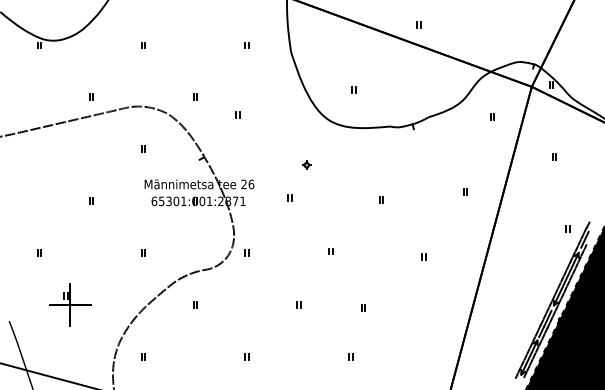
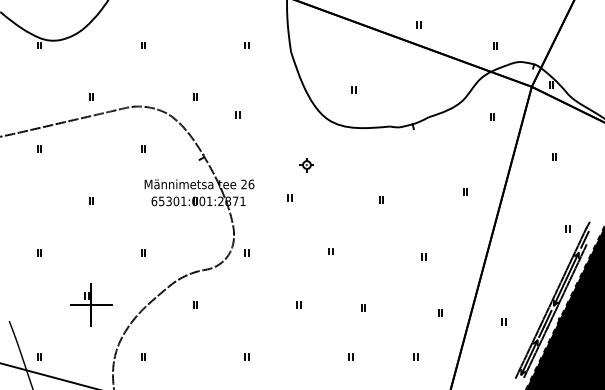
part: none -> present (495, 45)
part: none -> present (39, 148)
part size: 10x10 px -> 15x15 px (306, 165)
part position: (70, 304) -> (91, 304) (91, 304)
part: none -> present (440, 312)
part: none -> present (503, 321)
part: none -> present (39, 356)
part: none -> present (415, 356)
